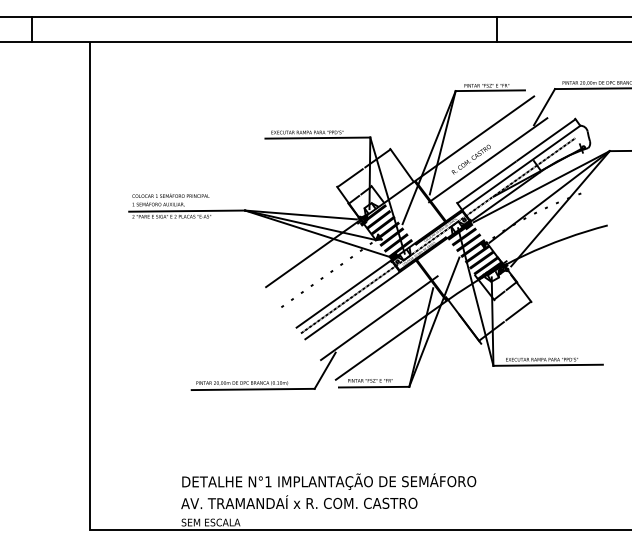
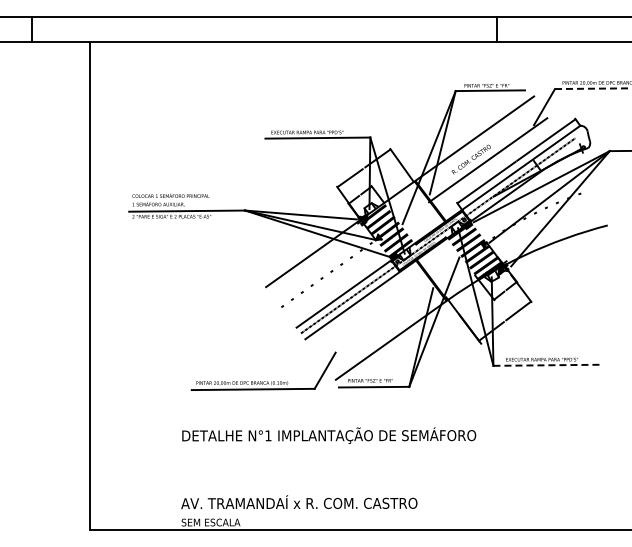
line: solid -> dashed (593, 88)
line: present -> none (379, 318)
line: solid -> dashed (548, 365)
text position: (329, 481) -> (329, 435) (329, 435)
